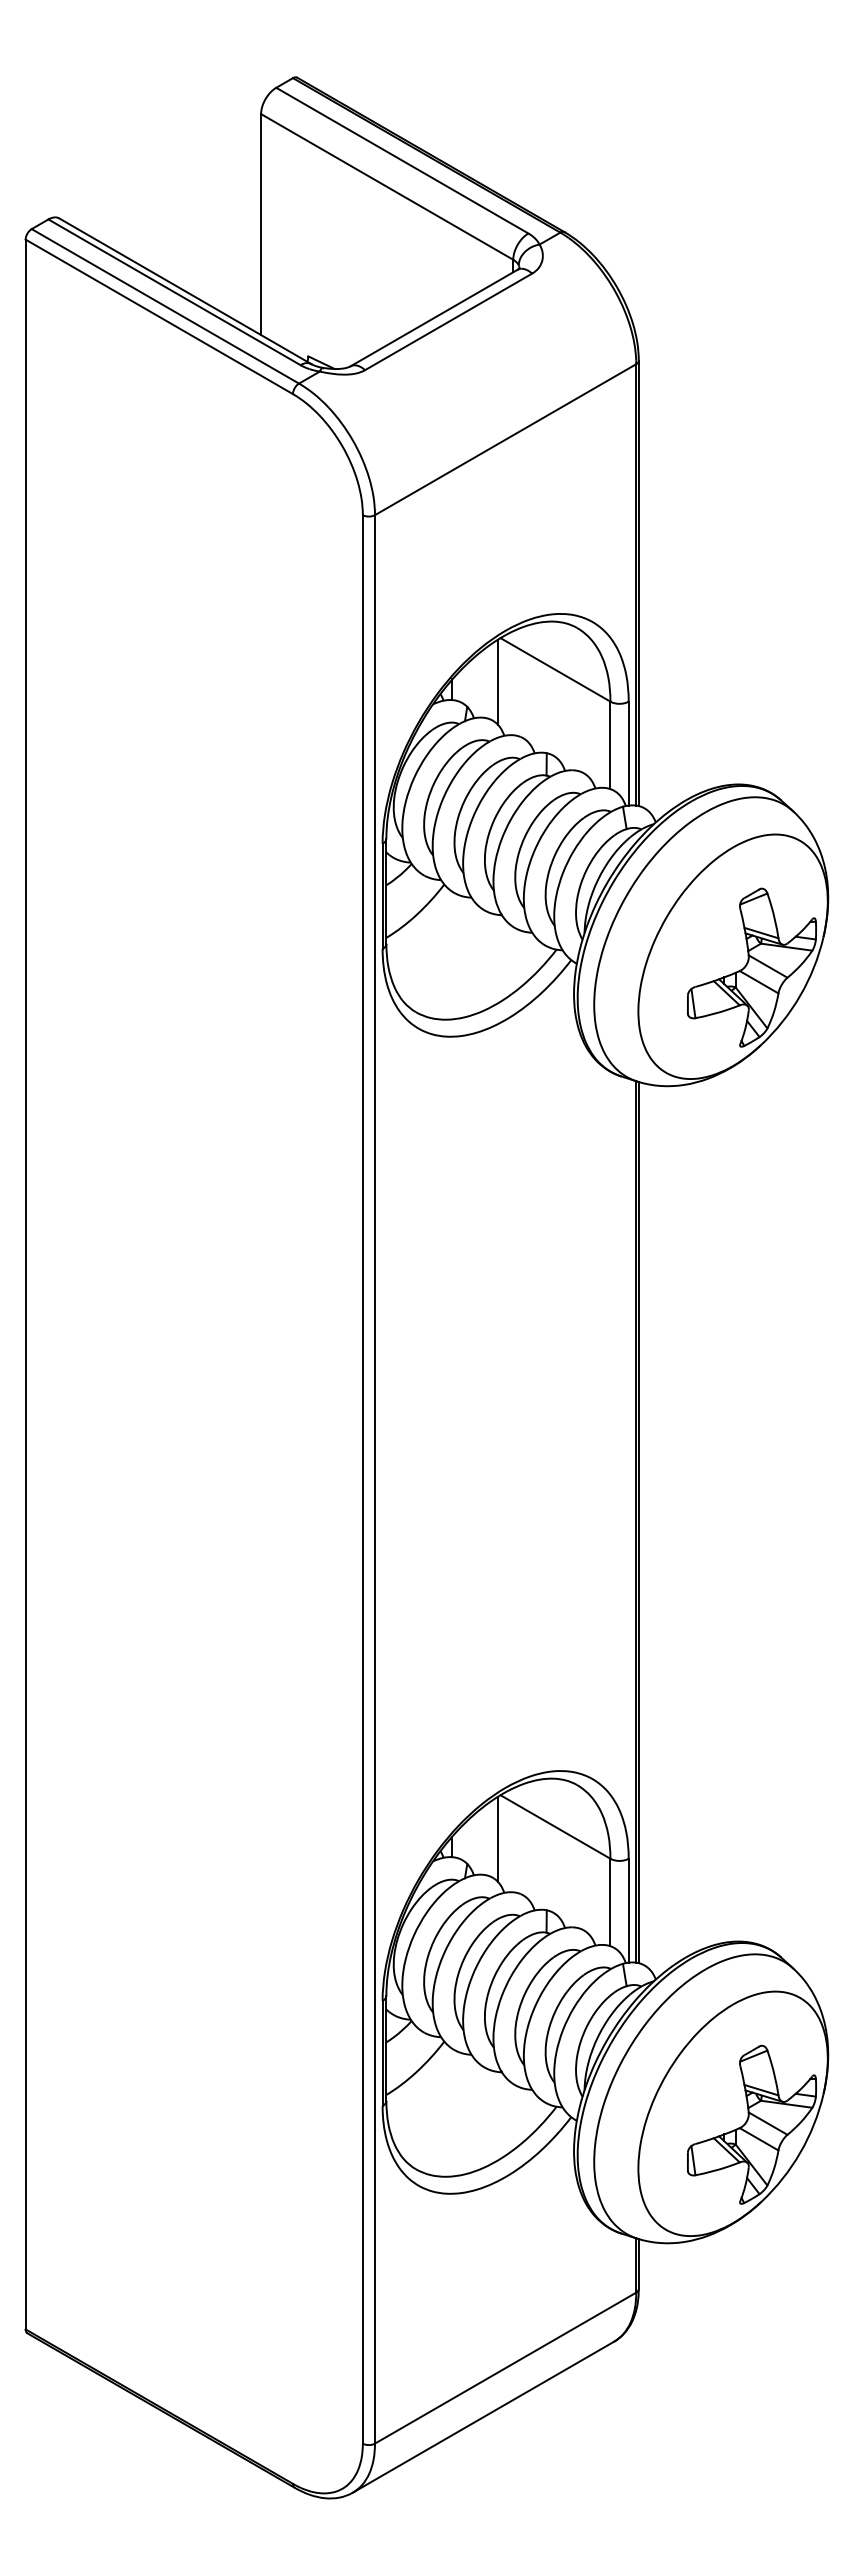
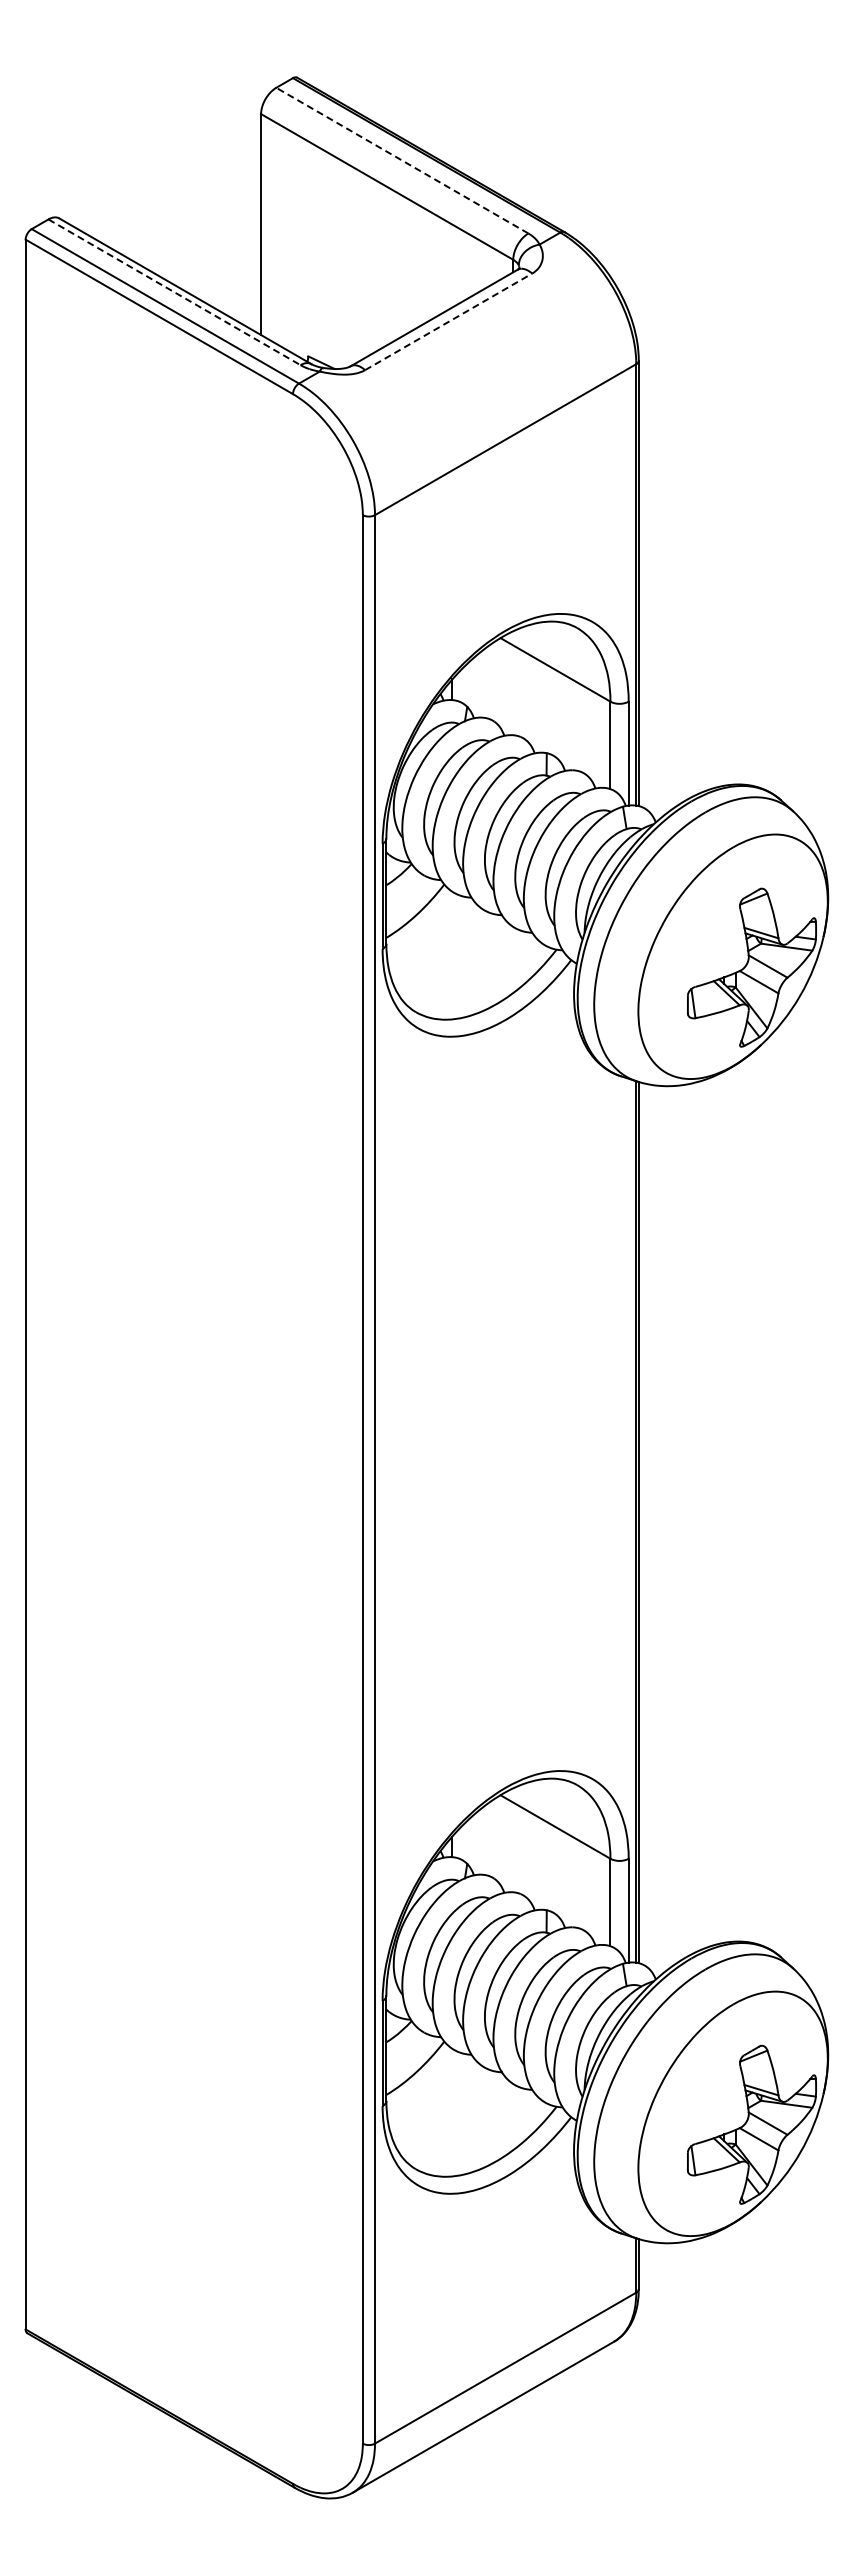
line: solid -> dashed (402, 160)
line: solid -> dashed (174, 292)
line: solid -> dashed (448, 321)
line: present -> none (498, 681)
line: present -> none (498, 1839)
